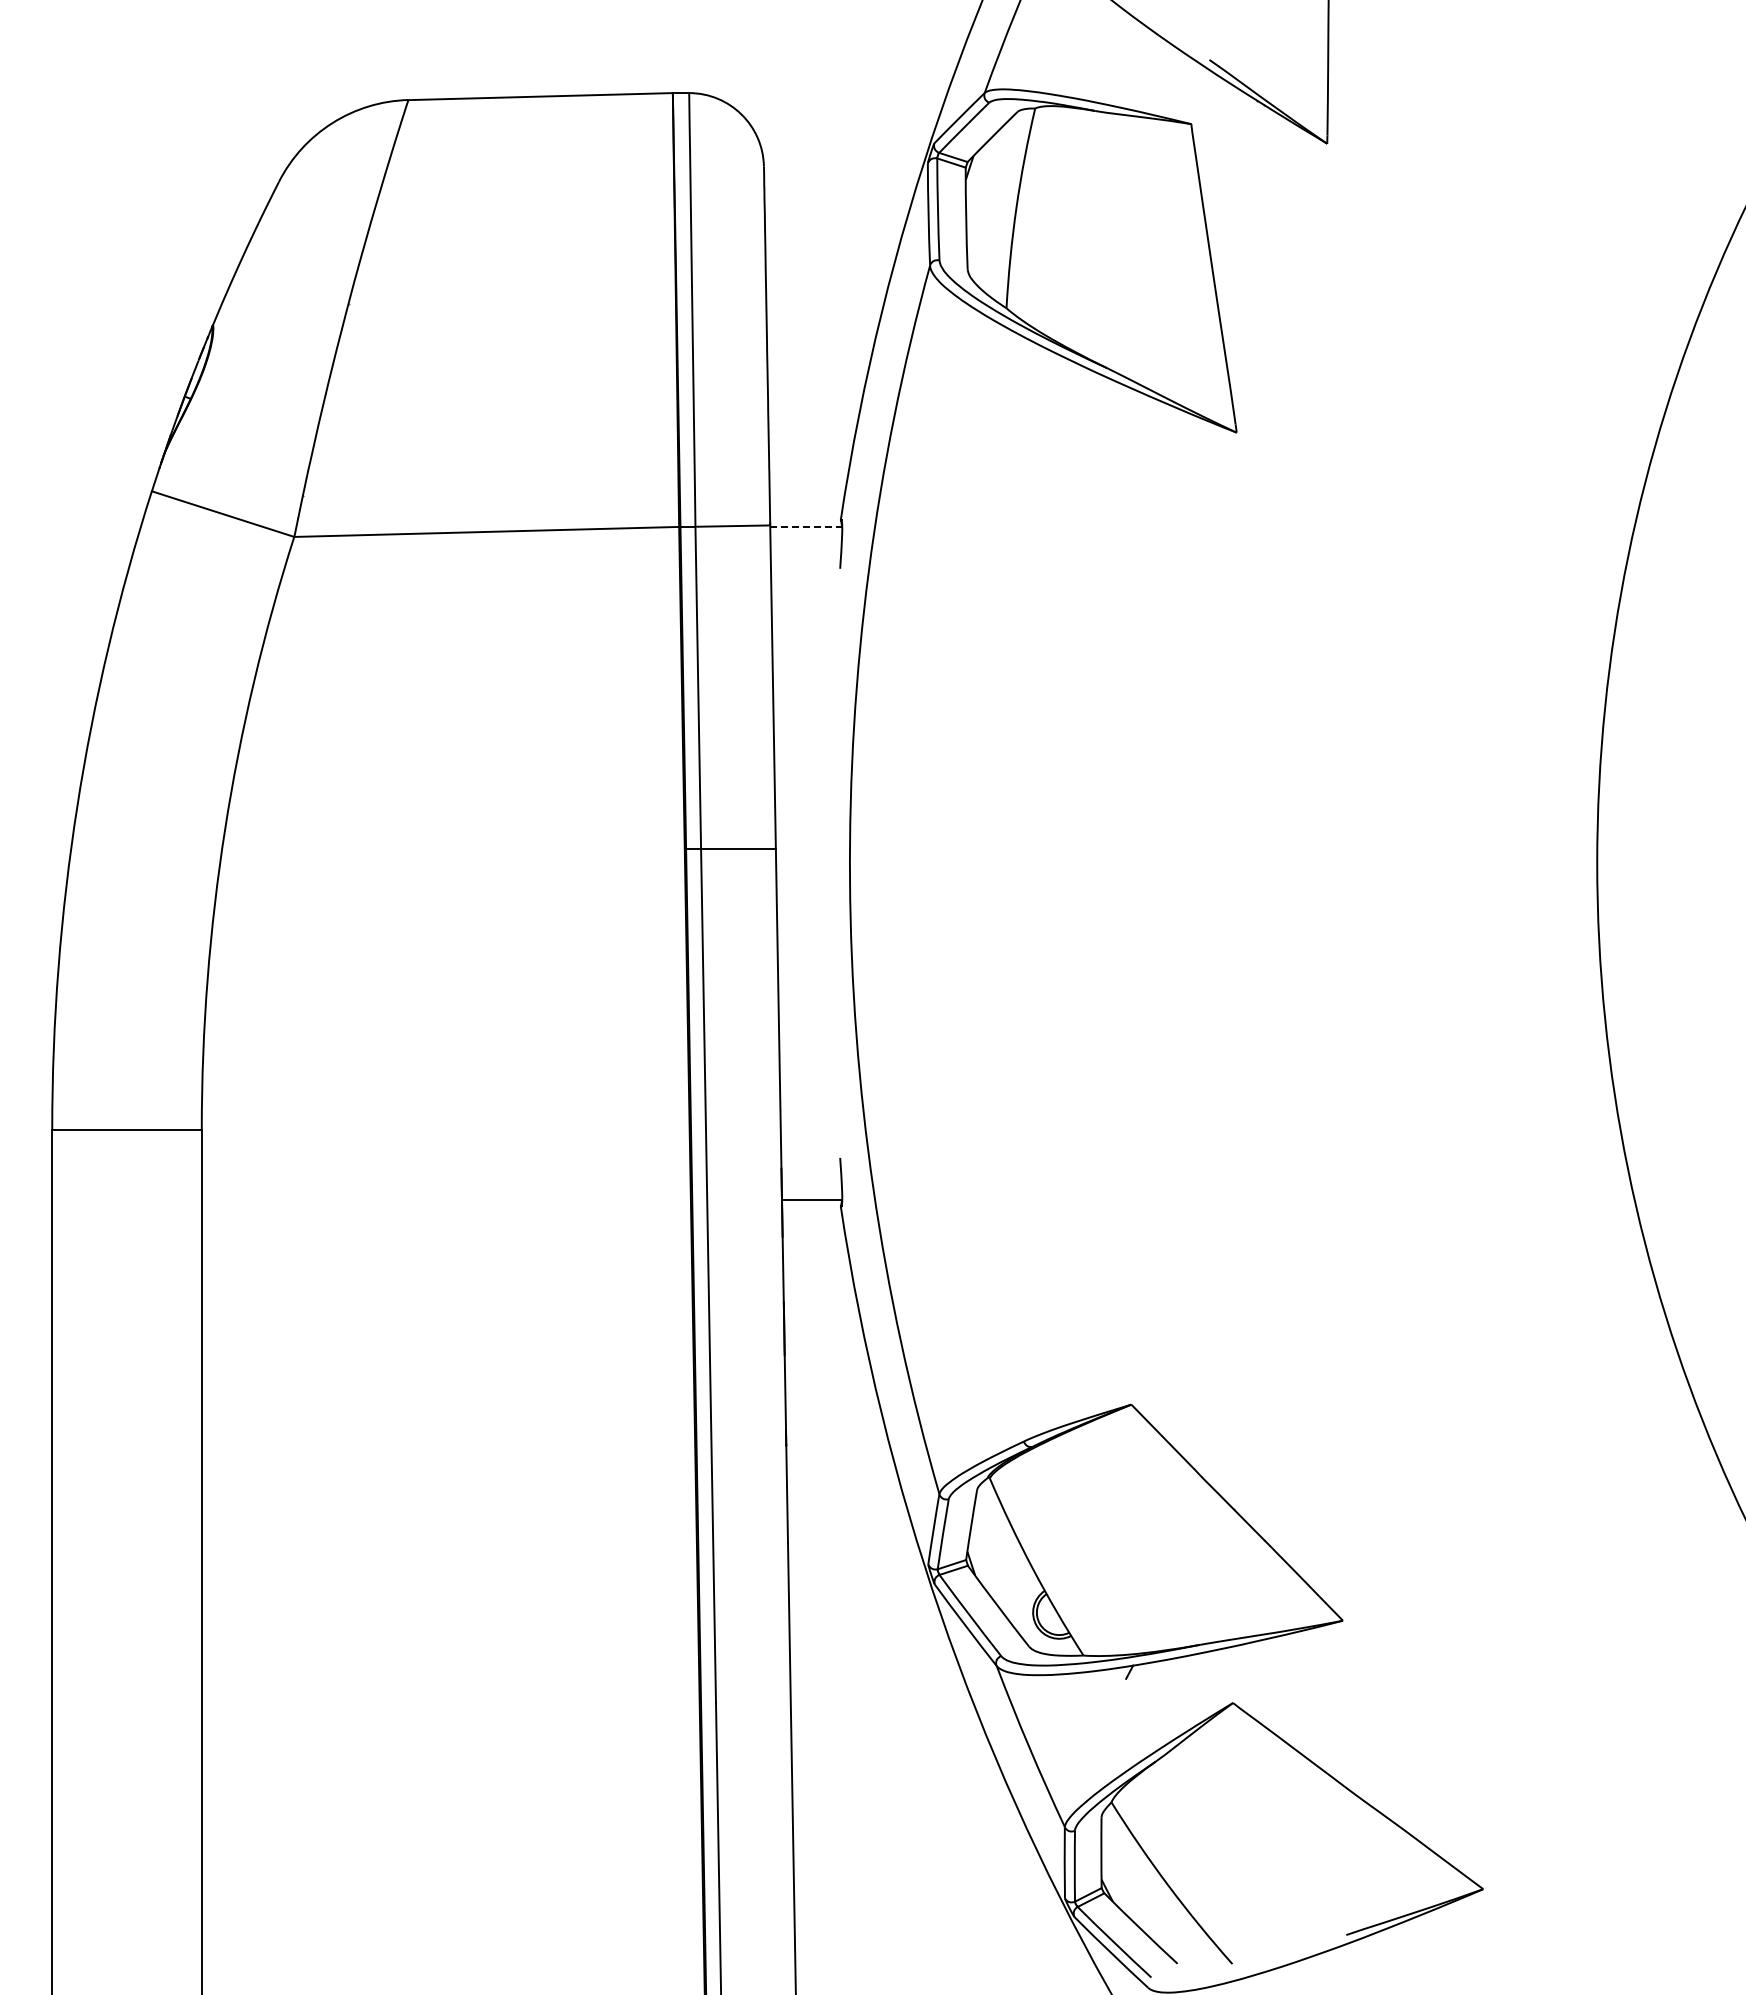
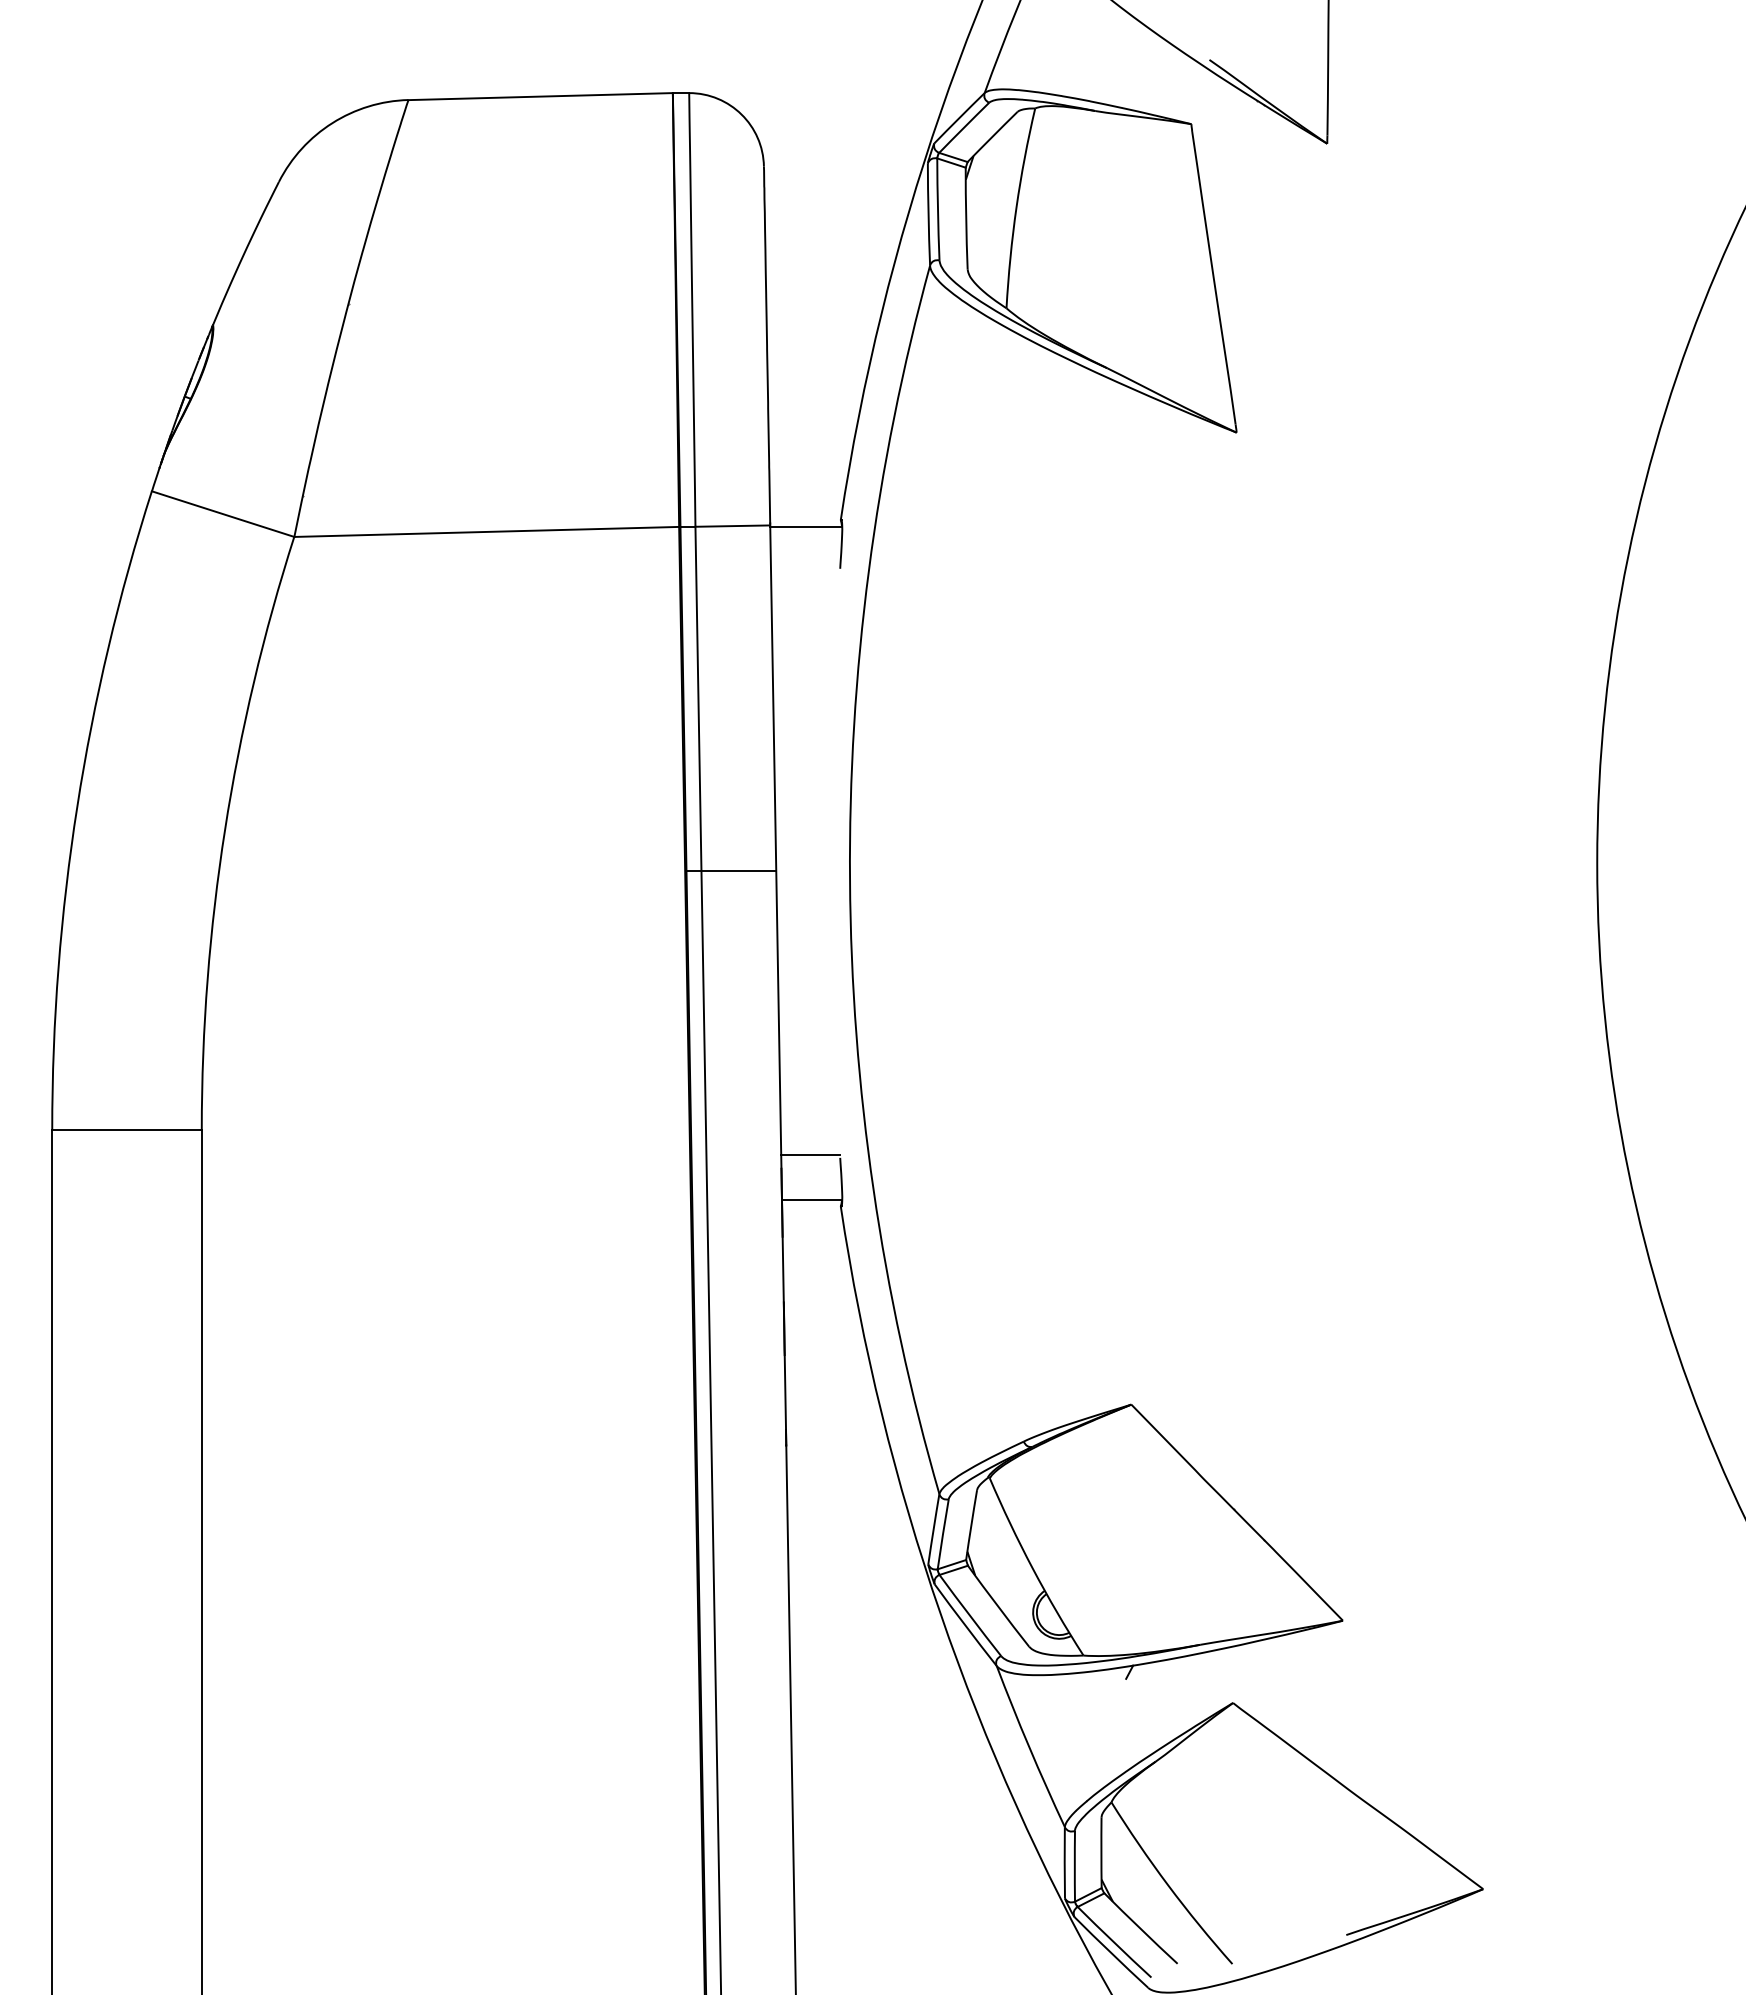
line: dashed -> solid (806, 526)
line position: (731, 848) -> (731, 870) (731, 870)
line: none -> present (810, 1154)
